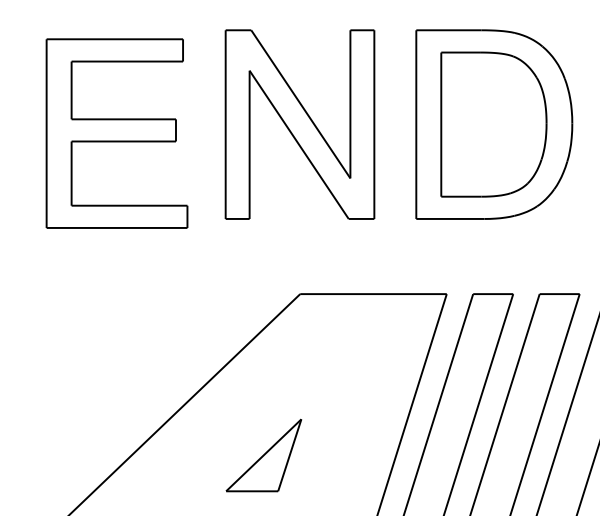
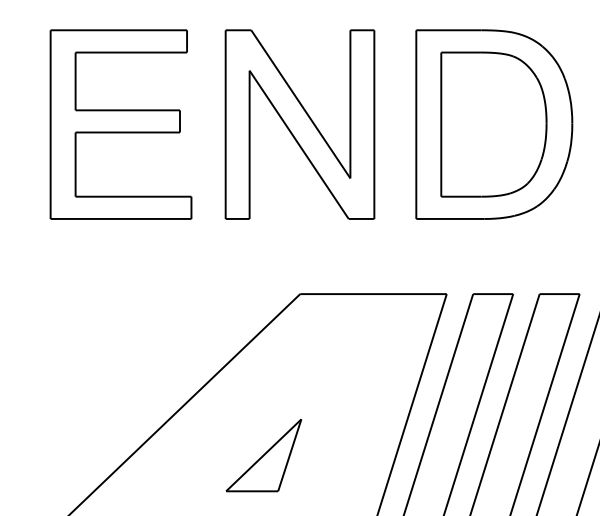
part position: (116, 133) -> (120, 124) (120, 124)
